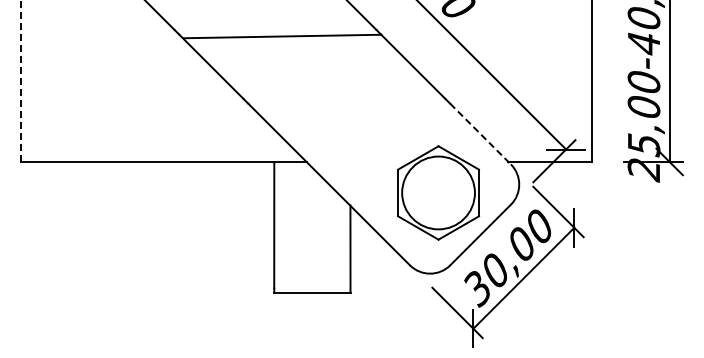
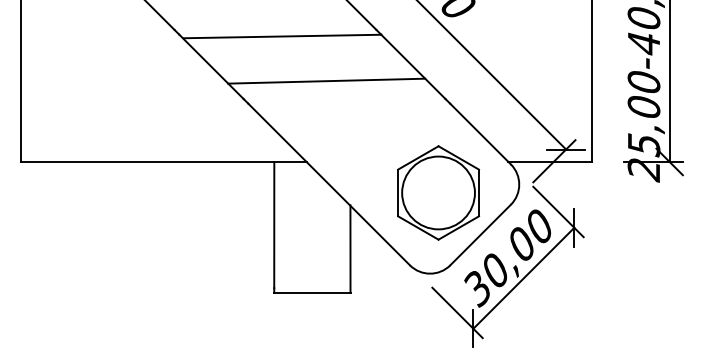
line: none -> present (326, 80)
line: dashed -> solid (21, 81)
line: dashed -> solid (480, 134)
